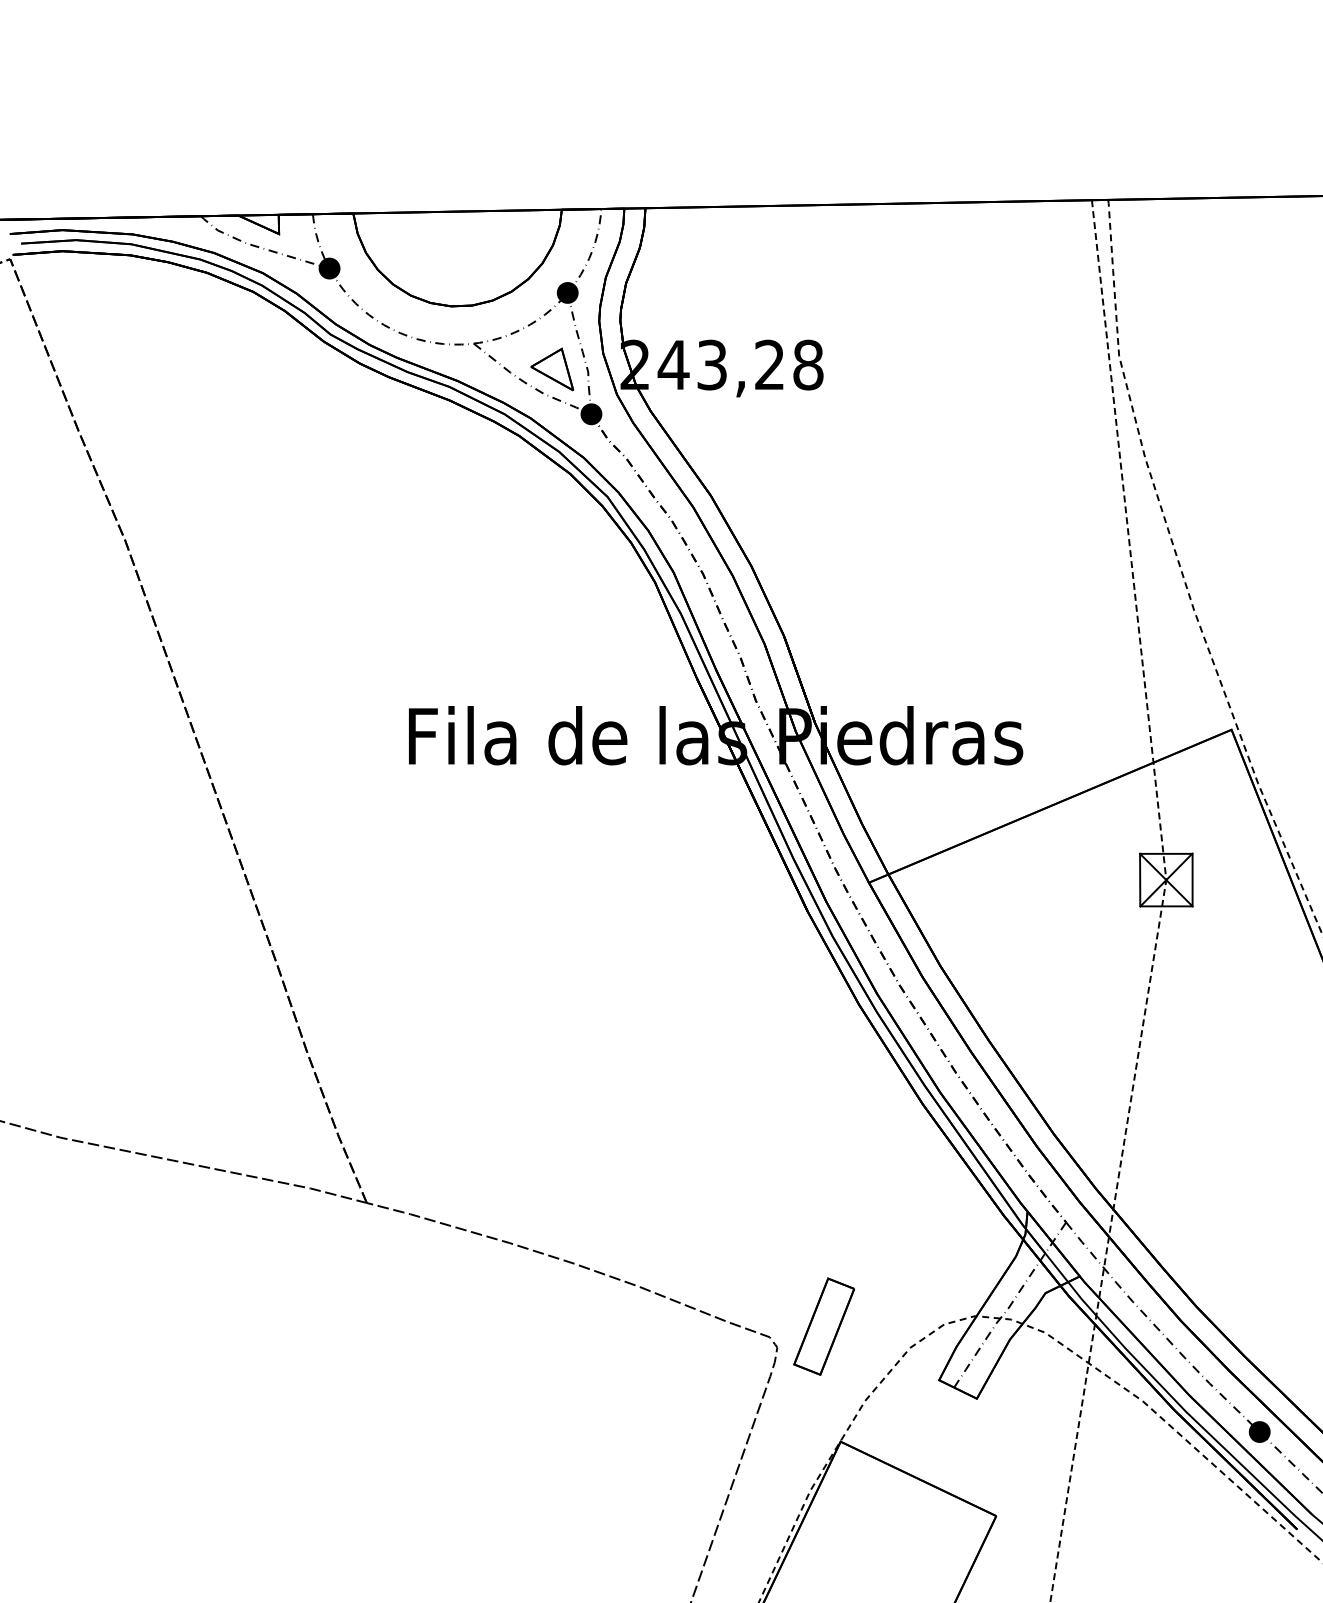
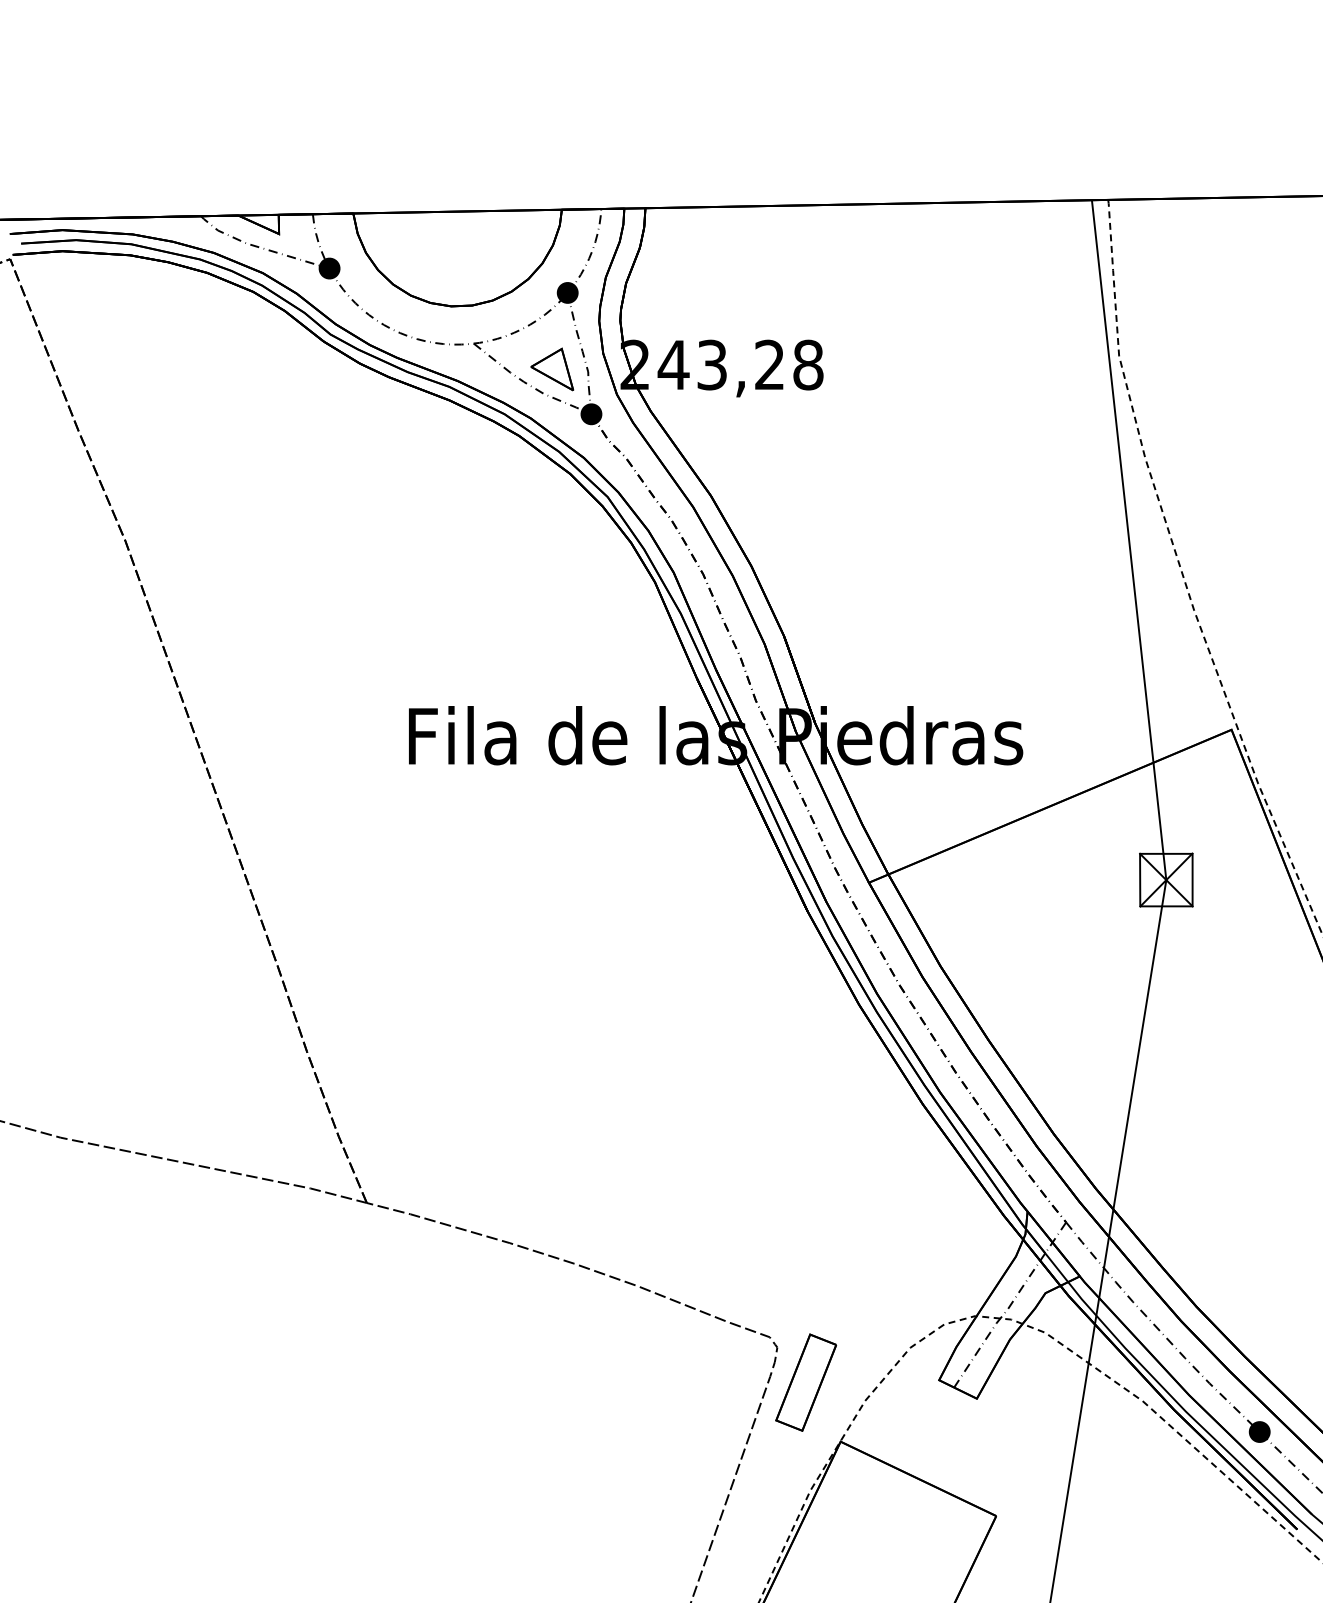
line: dashed -> solid (1162, 903)
part position: (824, 1326) -> (806, 1382) (806, 1382)
